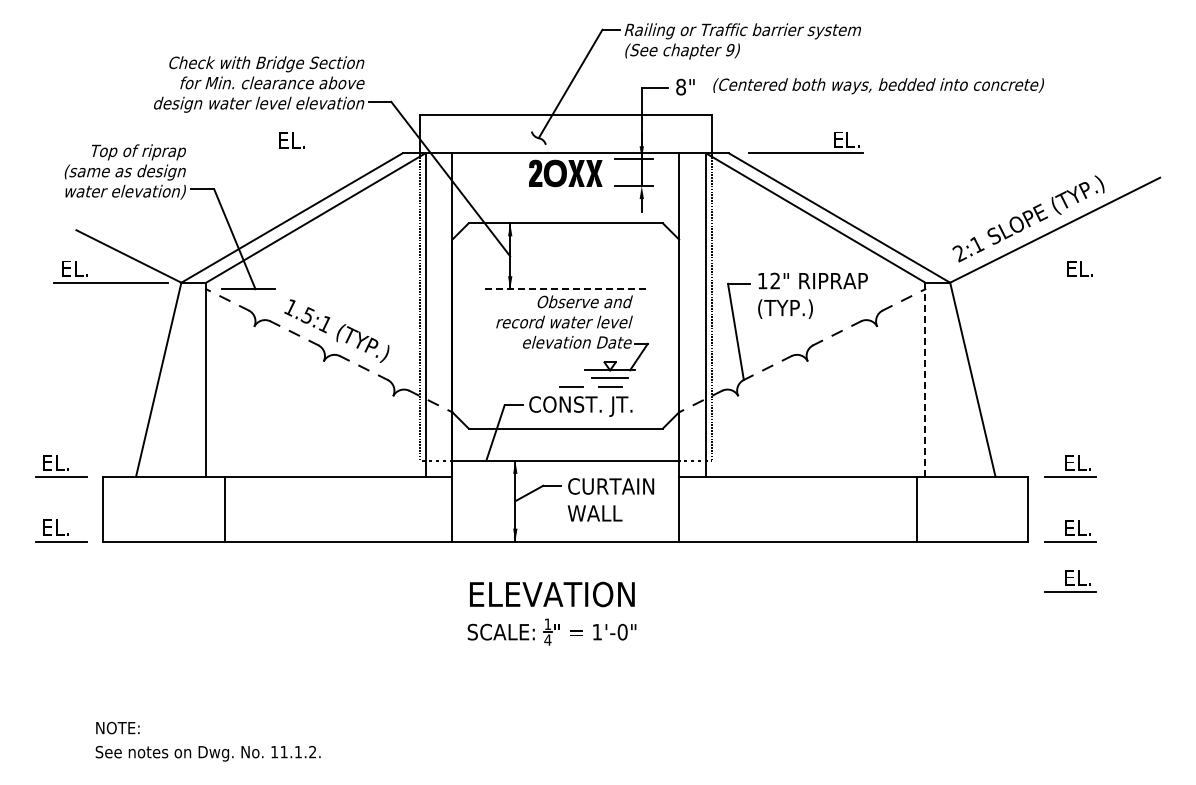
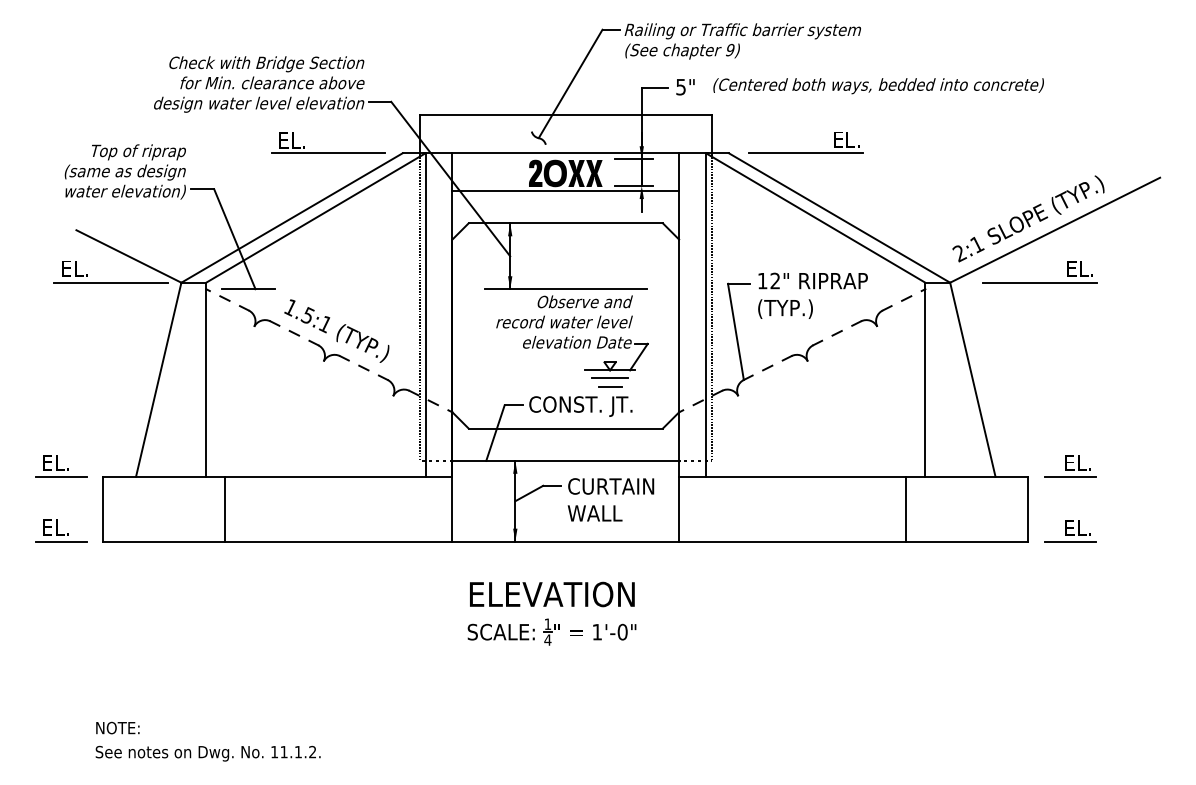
text: 8" -> 5" (681, 86)
line: none -> present (327, 153)
line: none -> present (565, 191)
line: none -> present (1039, 282)
line: dashed -> solid (565, 289)
line: dashed -> solid (925, 380)
line: present -> none (571, 386)
line position: (917, 508) -> (906, 508) (906, 508)
part: present -> none (1070, 581)
